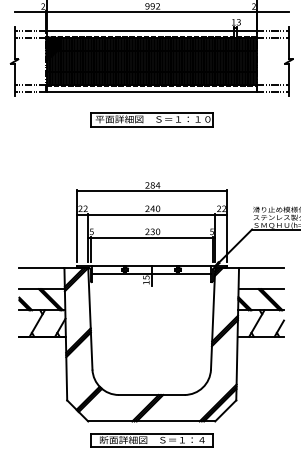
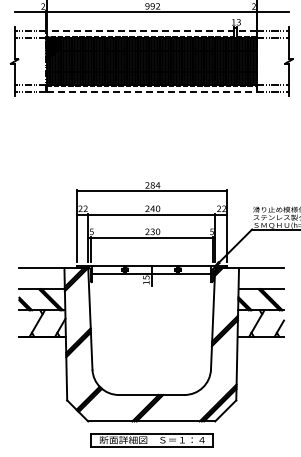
line: solid -> dashed (151, 31)
line: solid -> dashed (151, 91)
part: present -> none (151, 119)
